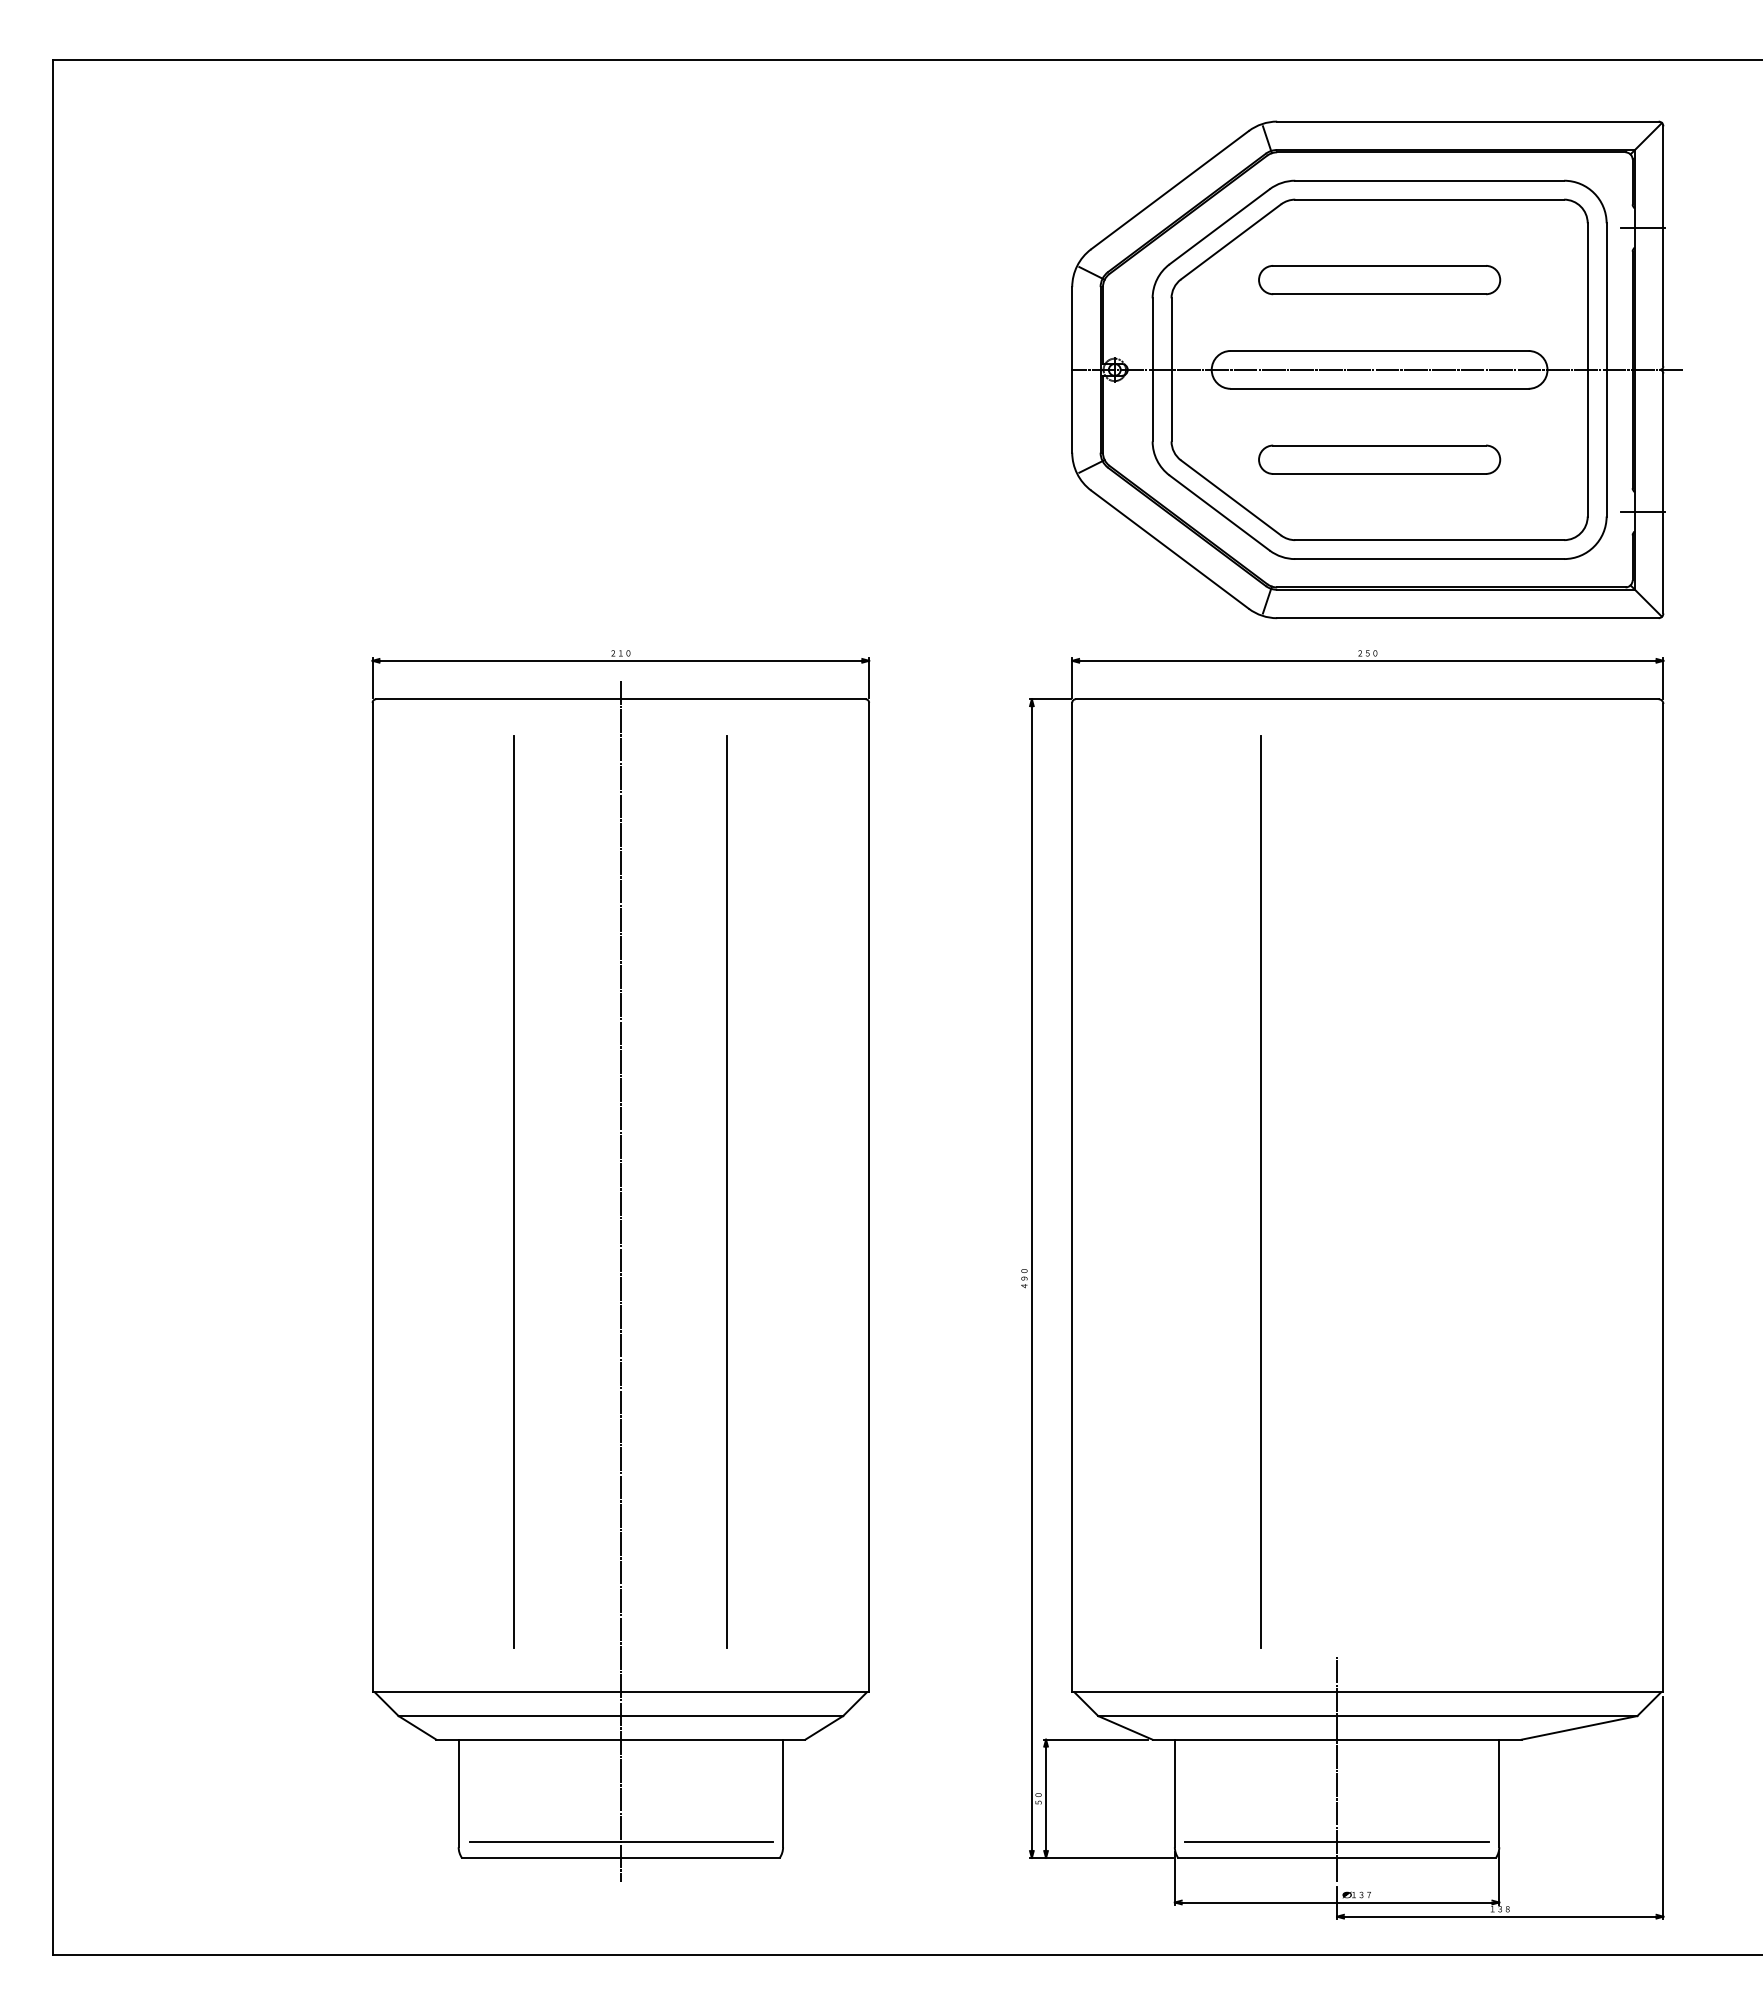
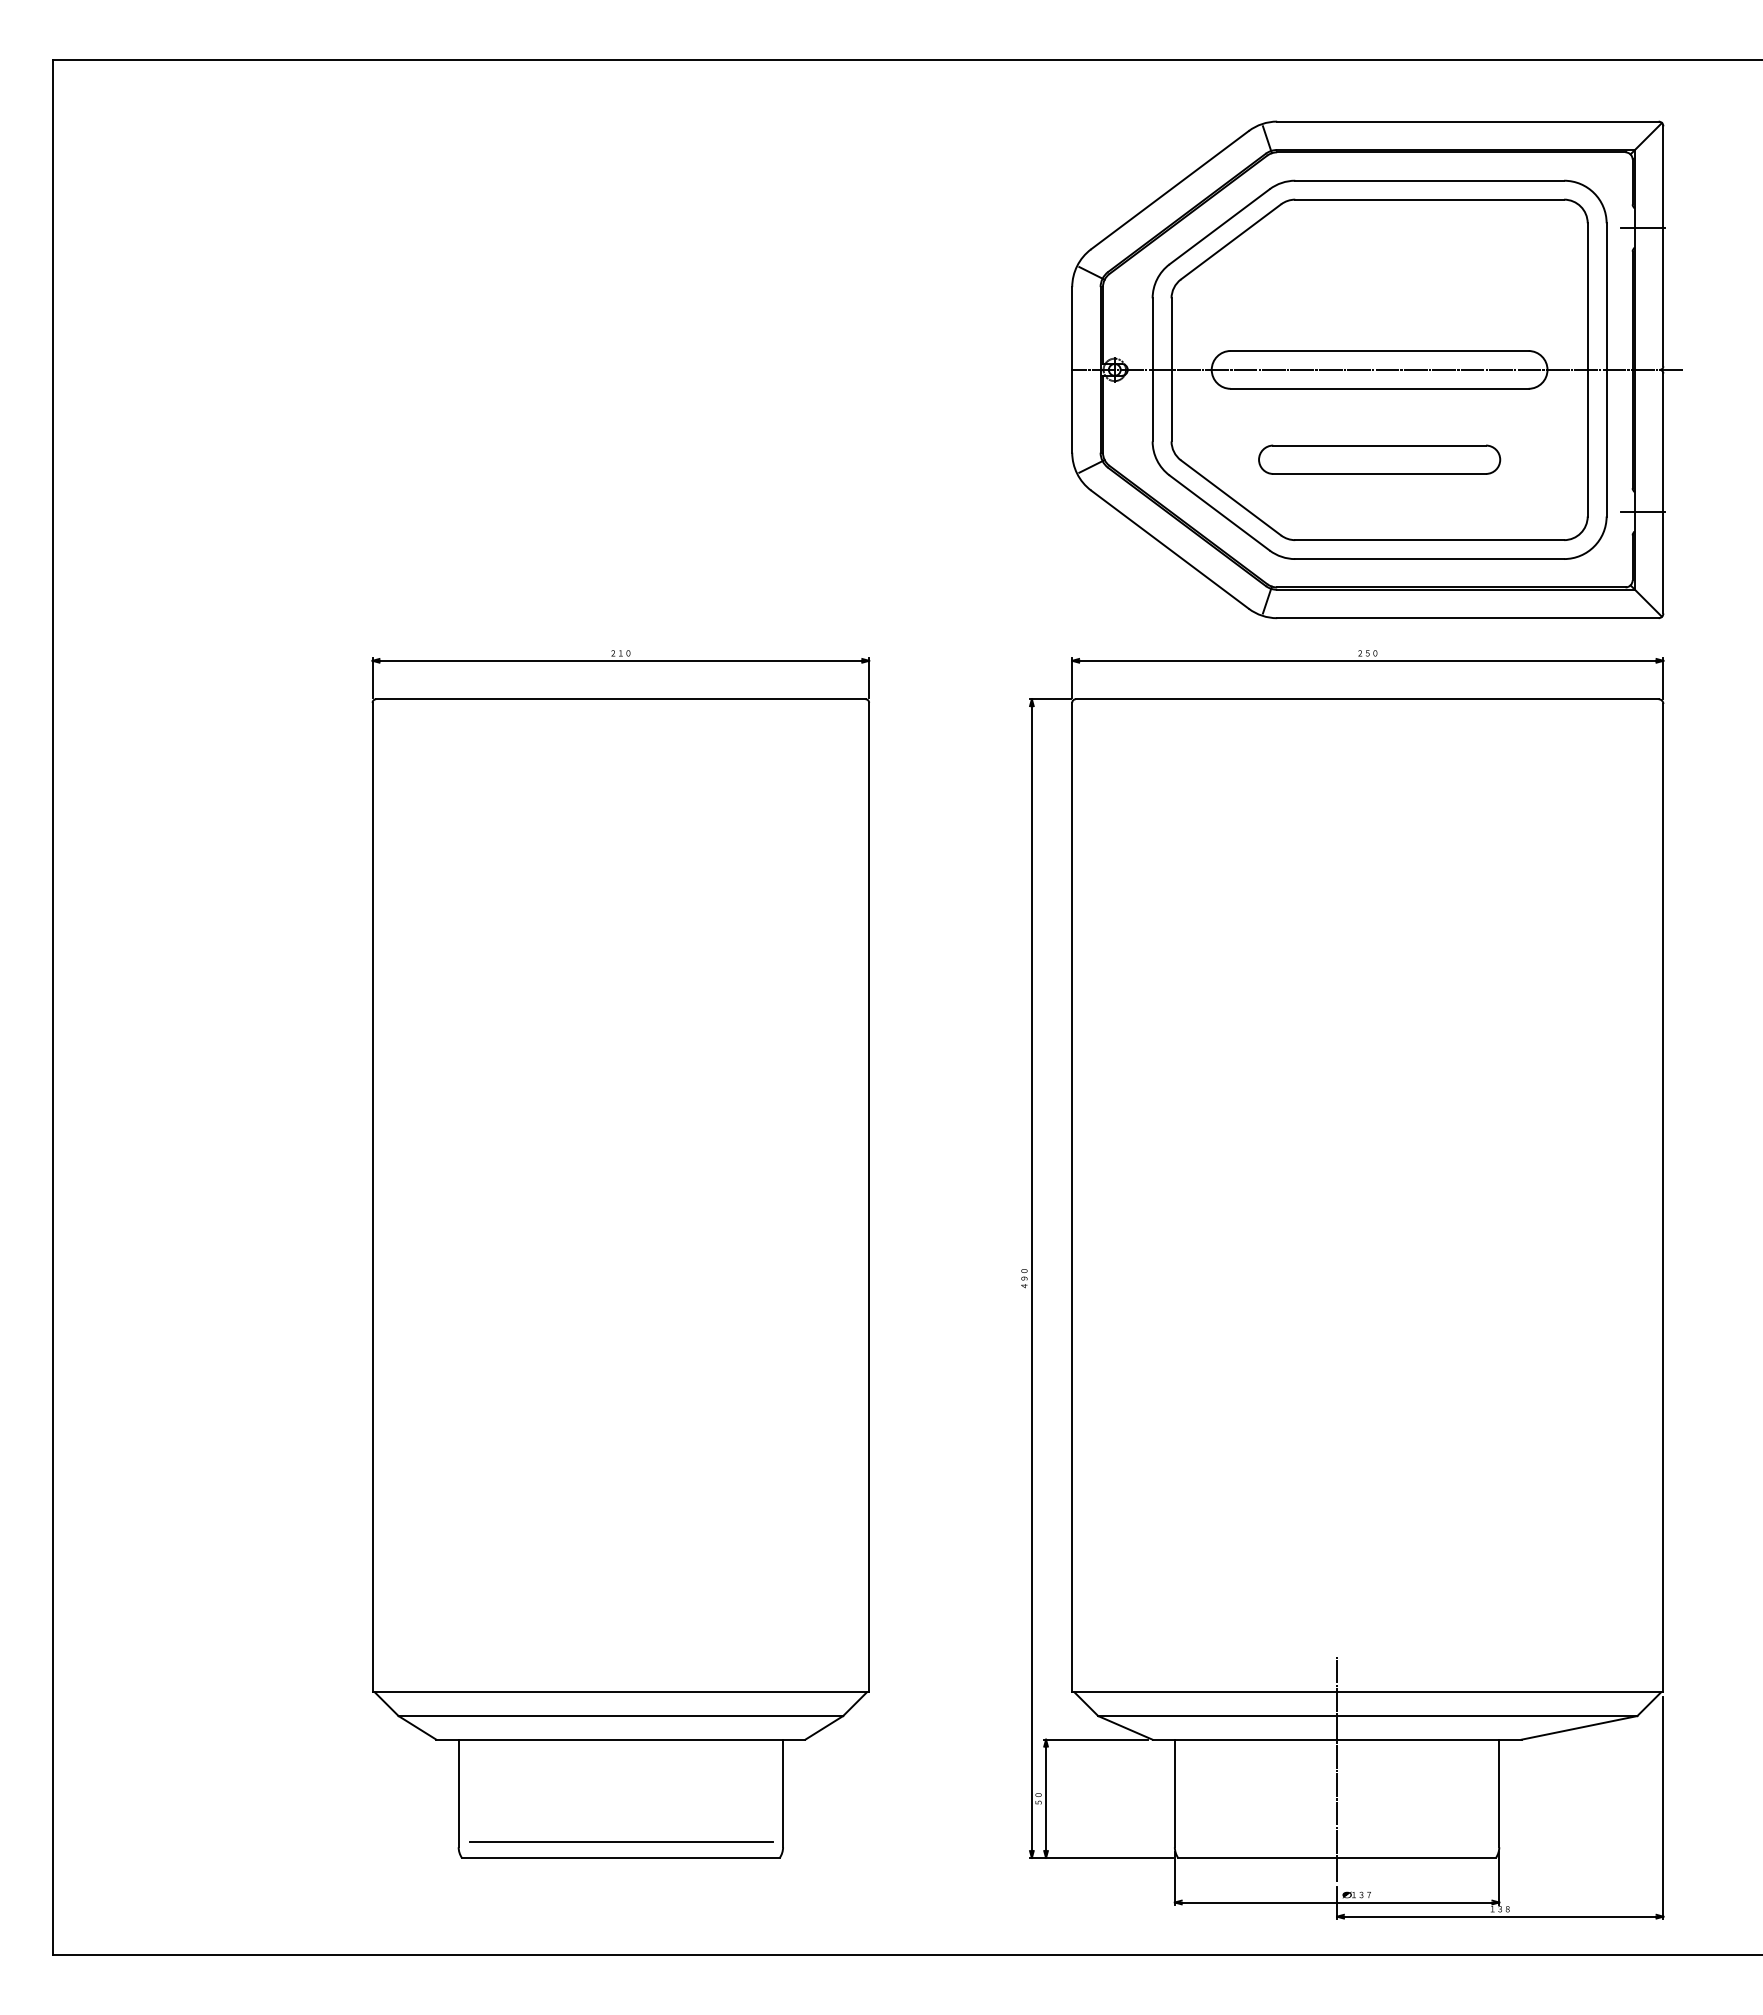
part: present -> none (1379, 280)
line: present -> none (514, 1191)
line: present -> none (726, 1191)
line: present -> none (1261, 1191)
line: present -> none (620, 1281)
line: present -> none (1336, 1842)
